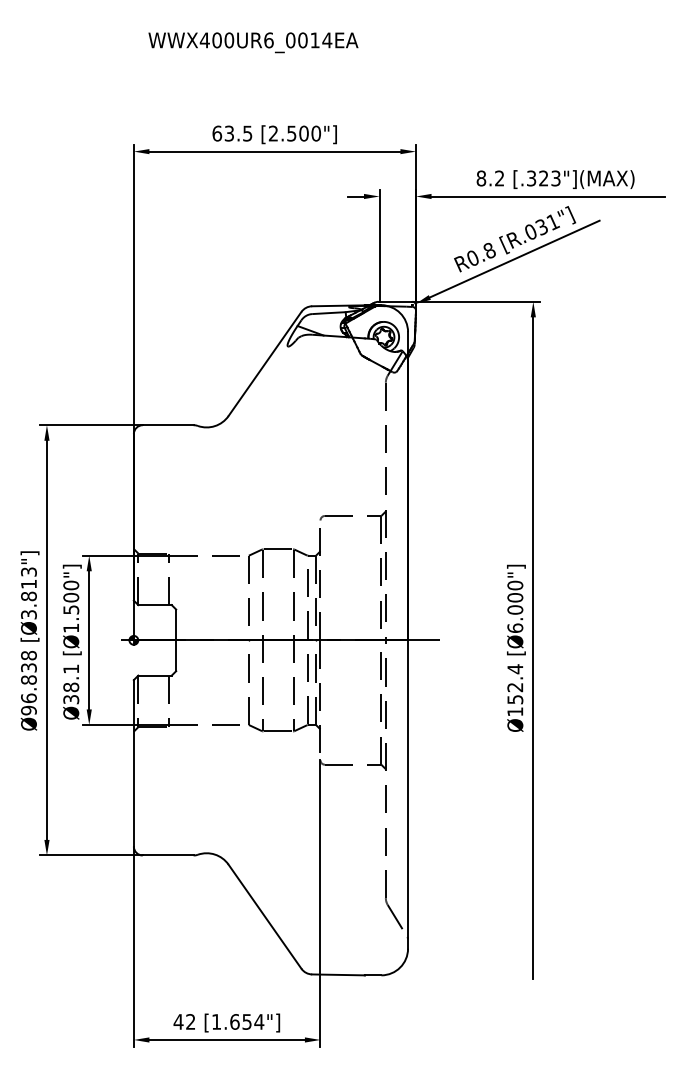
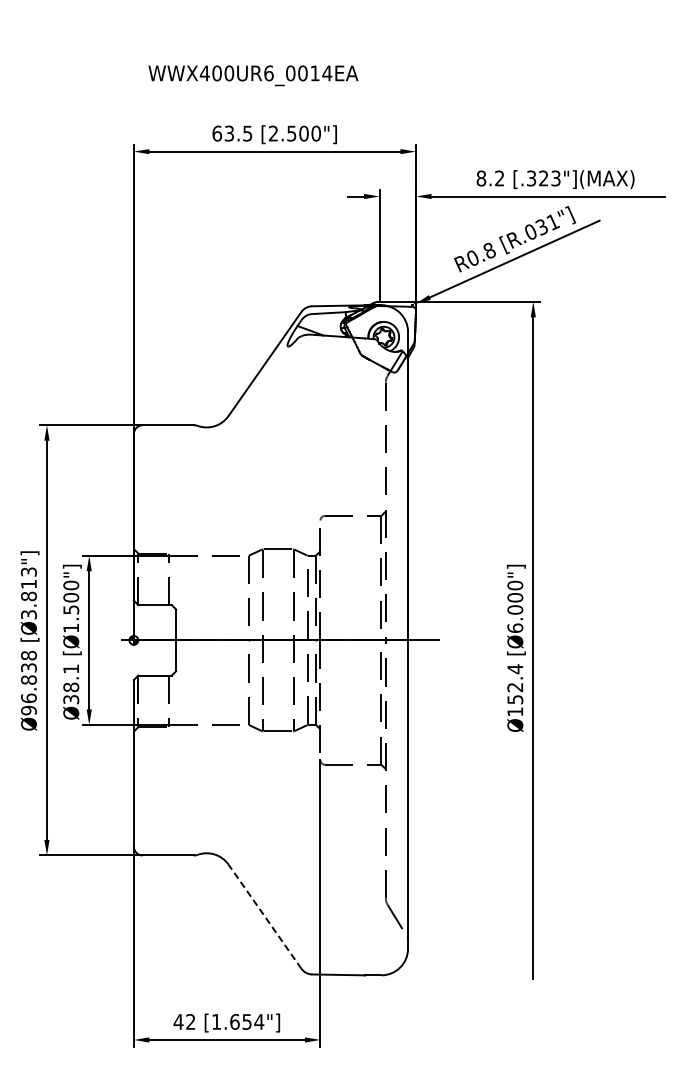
text position: (253, 42) -> (253, 75) (253, 75)
line: solid -> dashed (265, 916)
